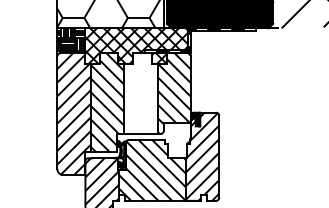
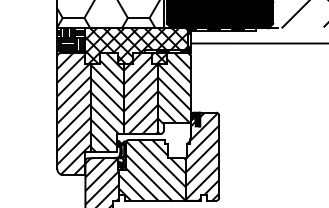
line: none -> present (258, 43)
hatch: none -> present (140, 93)
